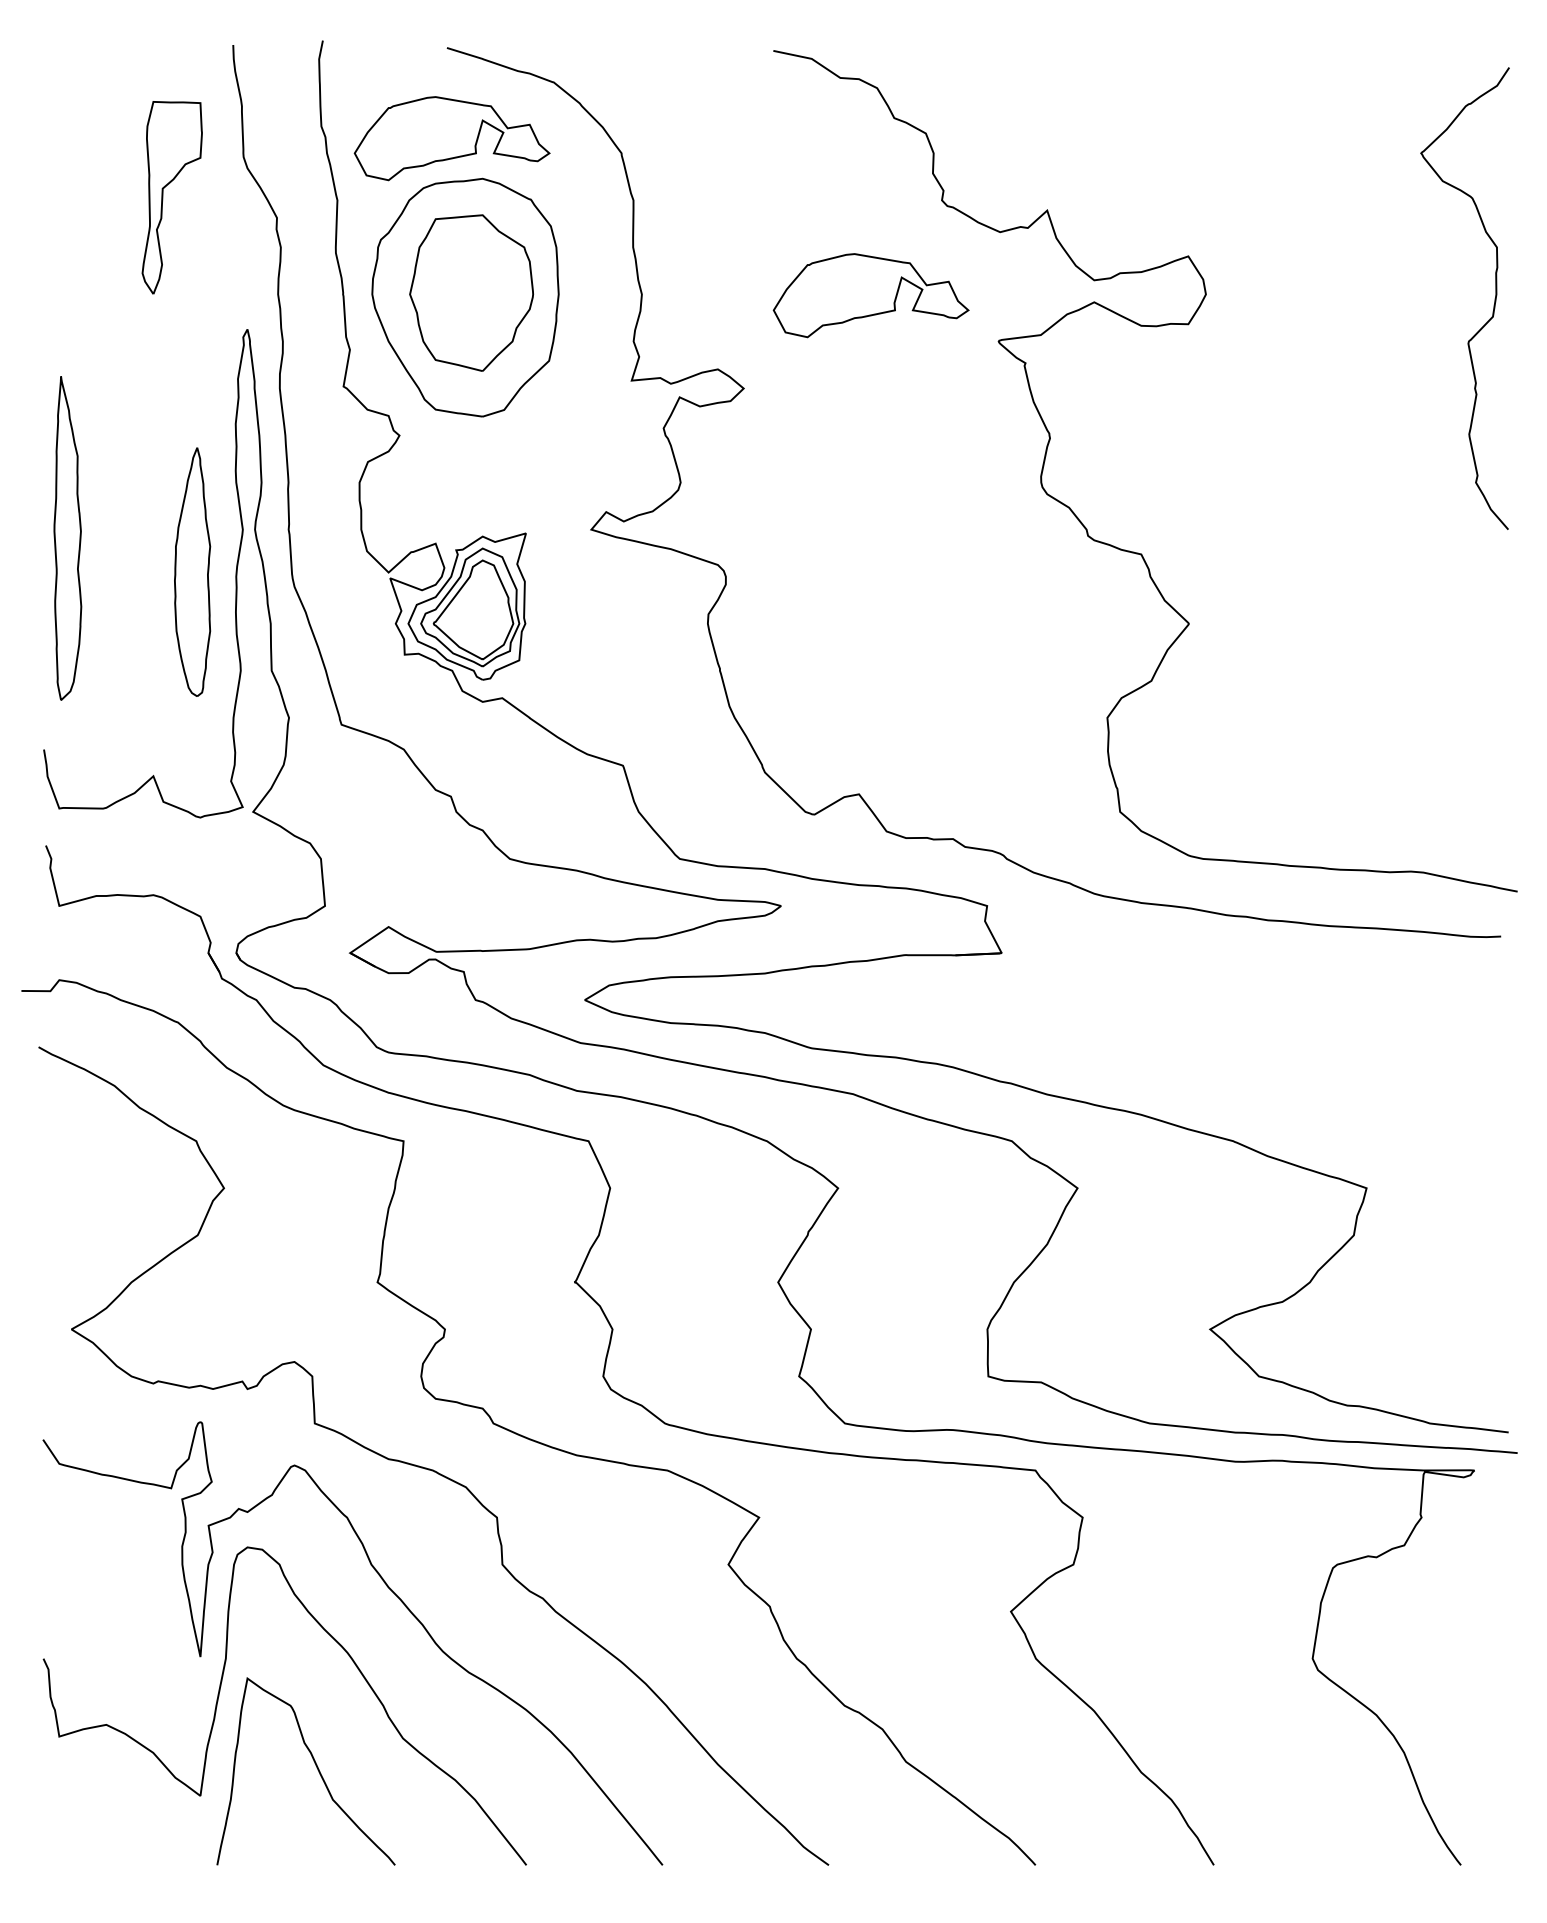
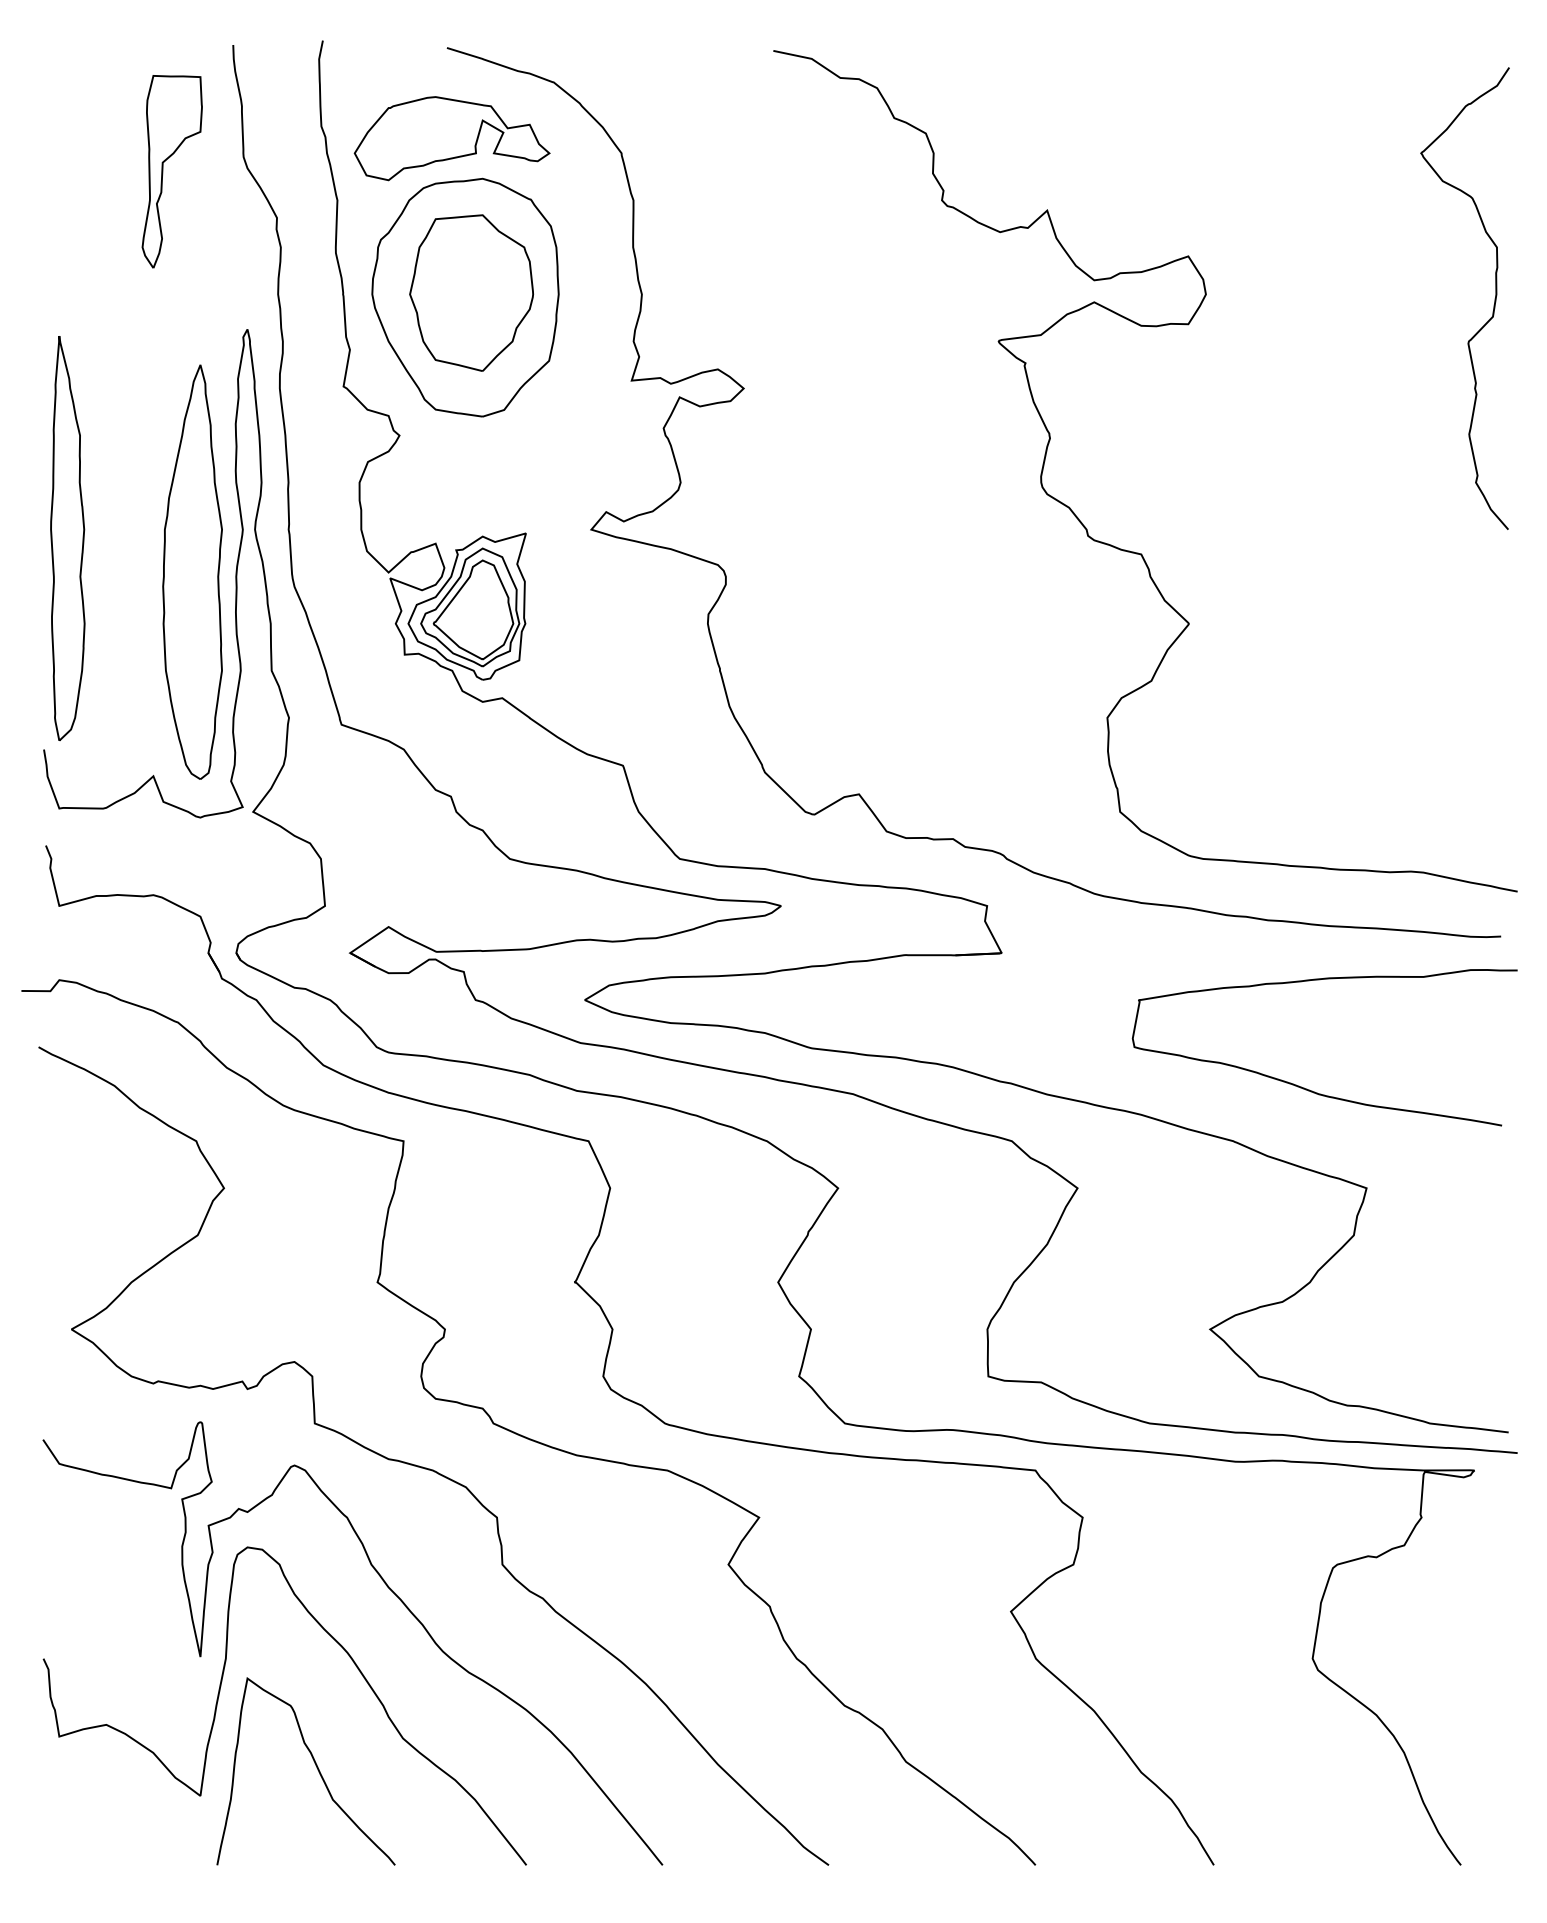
part position: (163, 197) -> (163, 171) (163, 171)
part: present -> none (870, 295)
part size: 30x325 px -> 36x405 px (67, 538)
part size: 38x250 px -> 61x416 px (192, 571)
curve: none -> present (1309, 1089)
